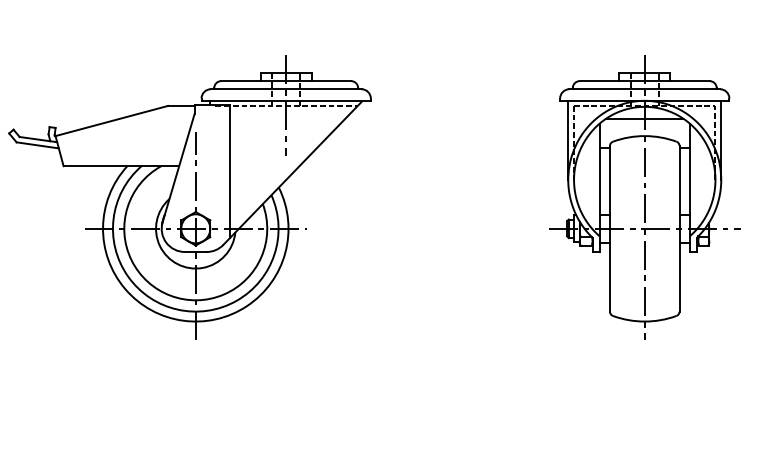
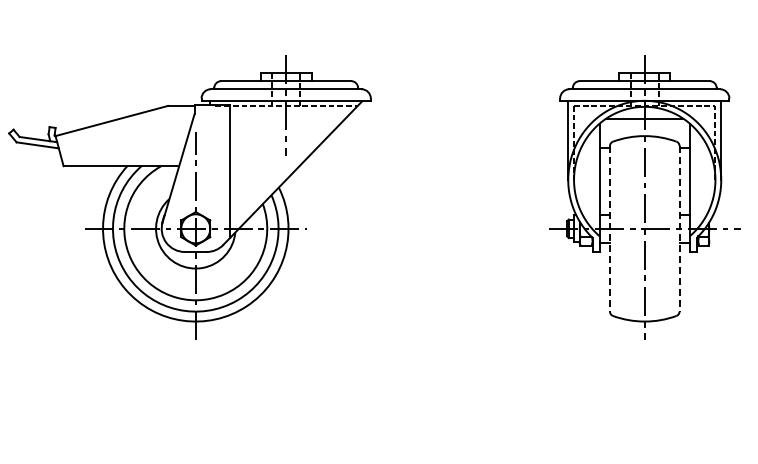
line: solid -> dashed (609, 228)
line: solid -> dashed (679, 228)
